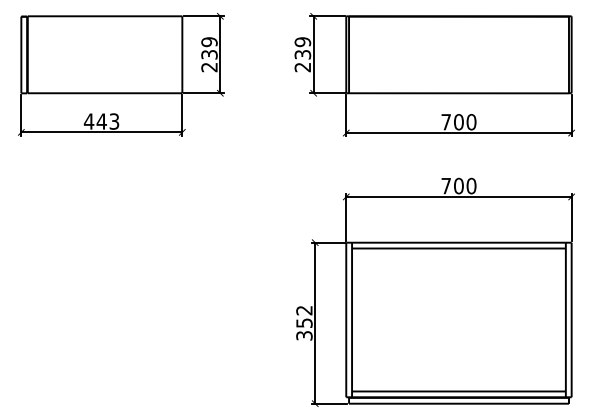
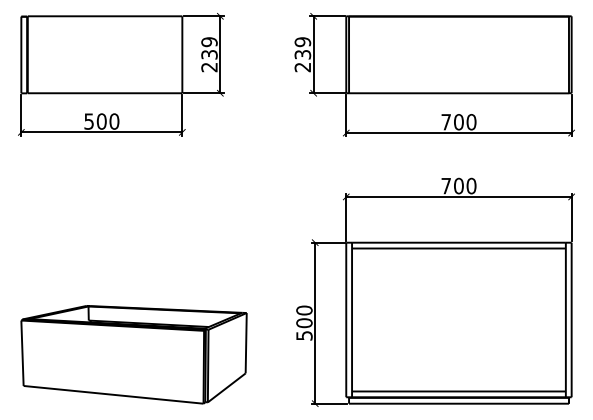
text: 443 -> 500 (101, 121)
text: 352 -> 500 (304, 322)
part: none -> present (133, 354)
